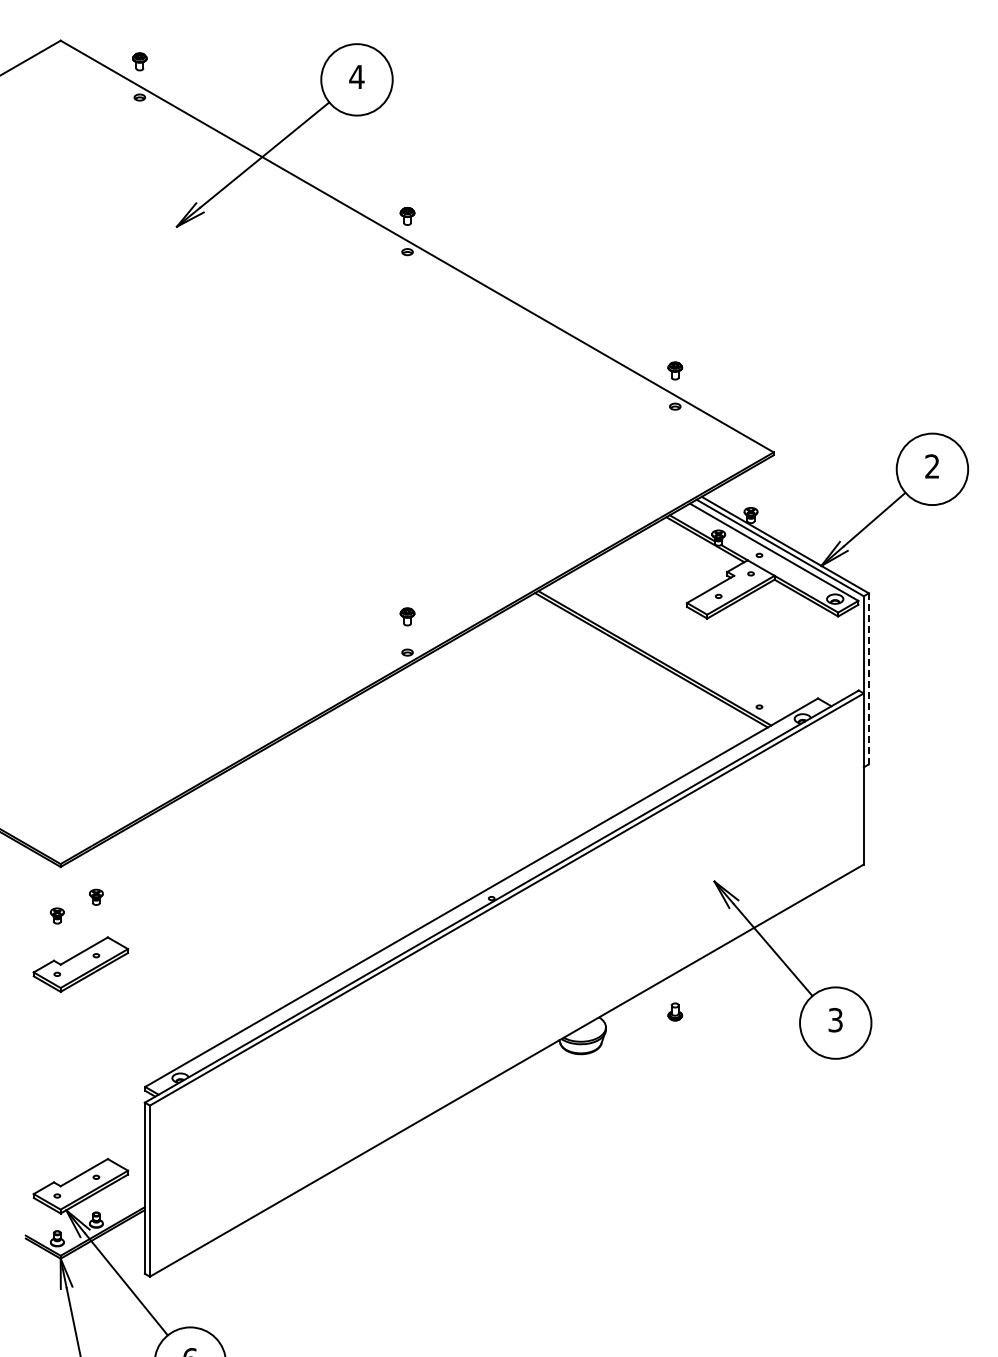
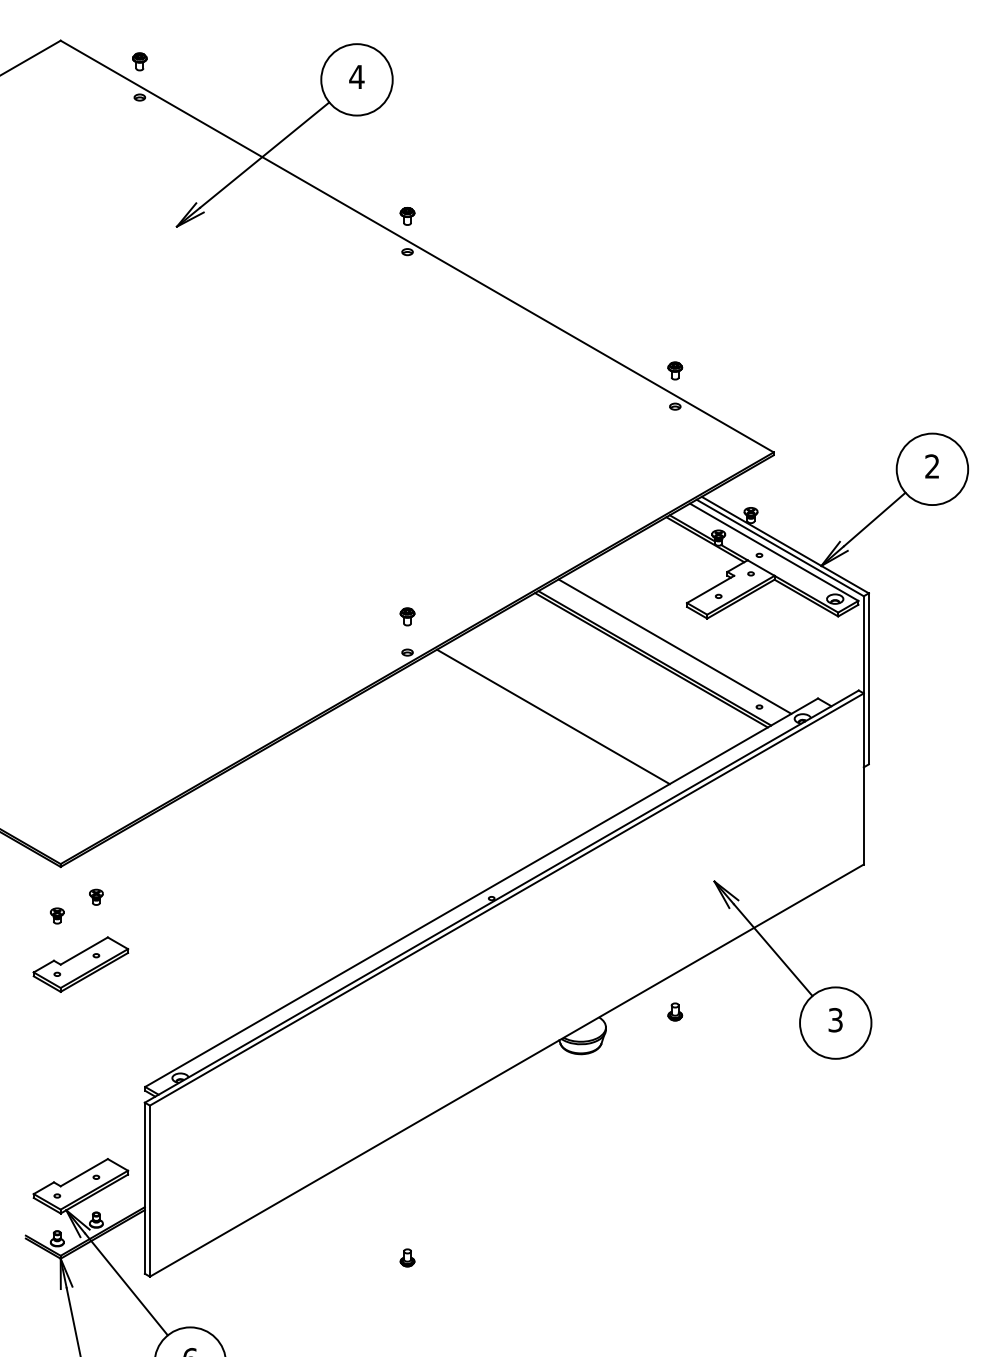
line: none -> present (674, 646)
line: dashed -> solid (868, 678)
line: none -> present (553, 716)
part: none -> present (407, 1257)
